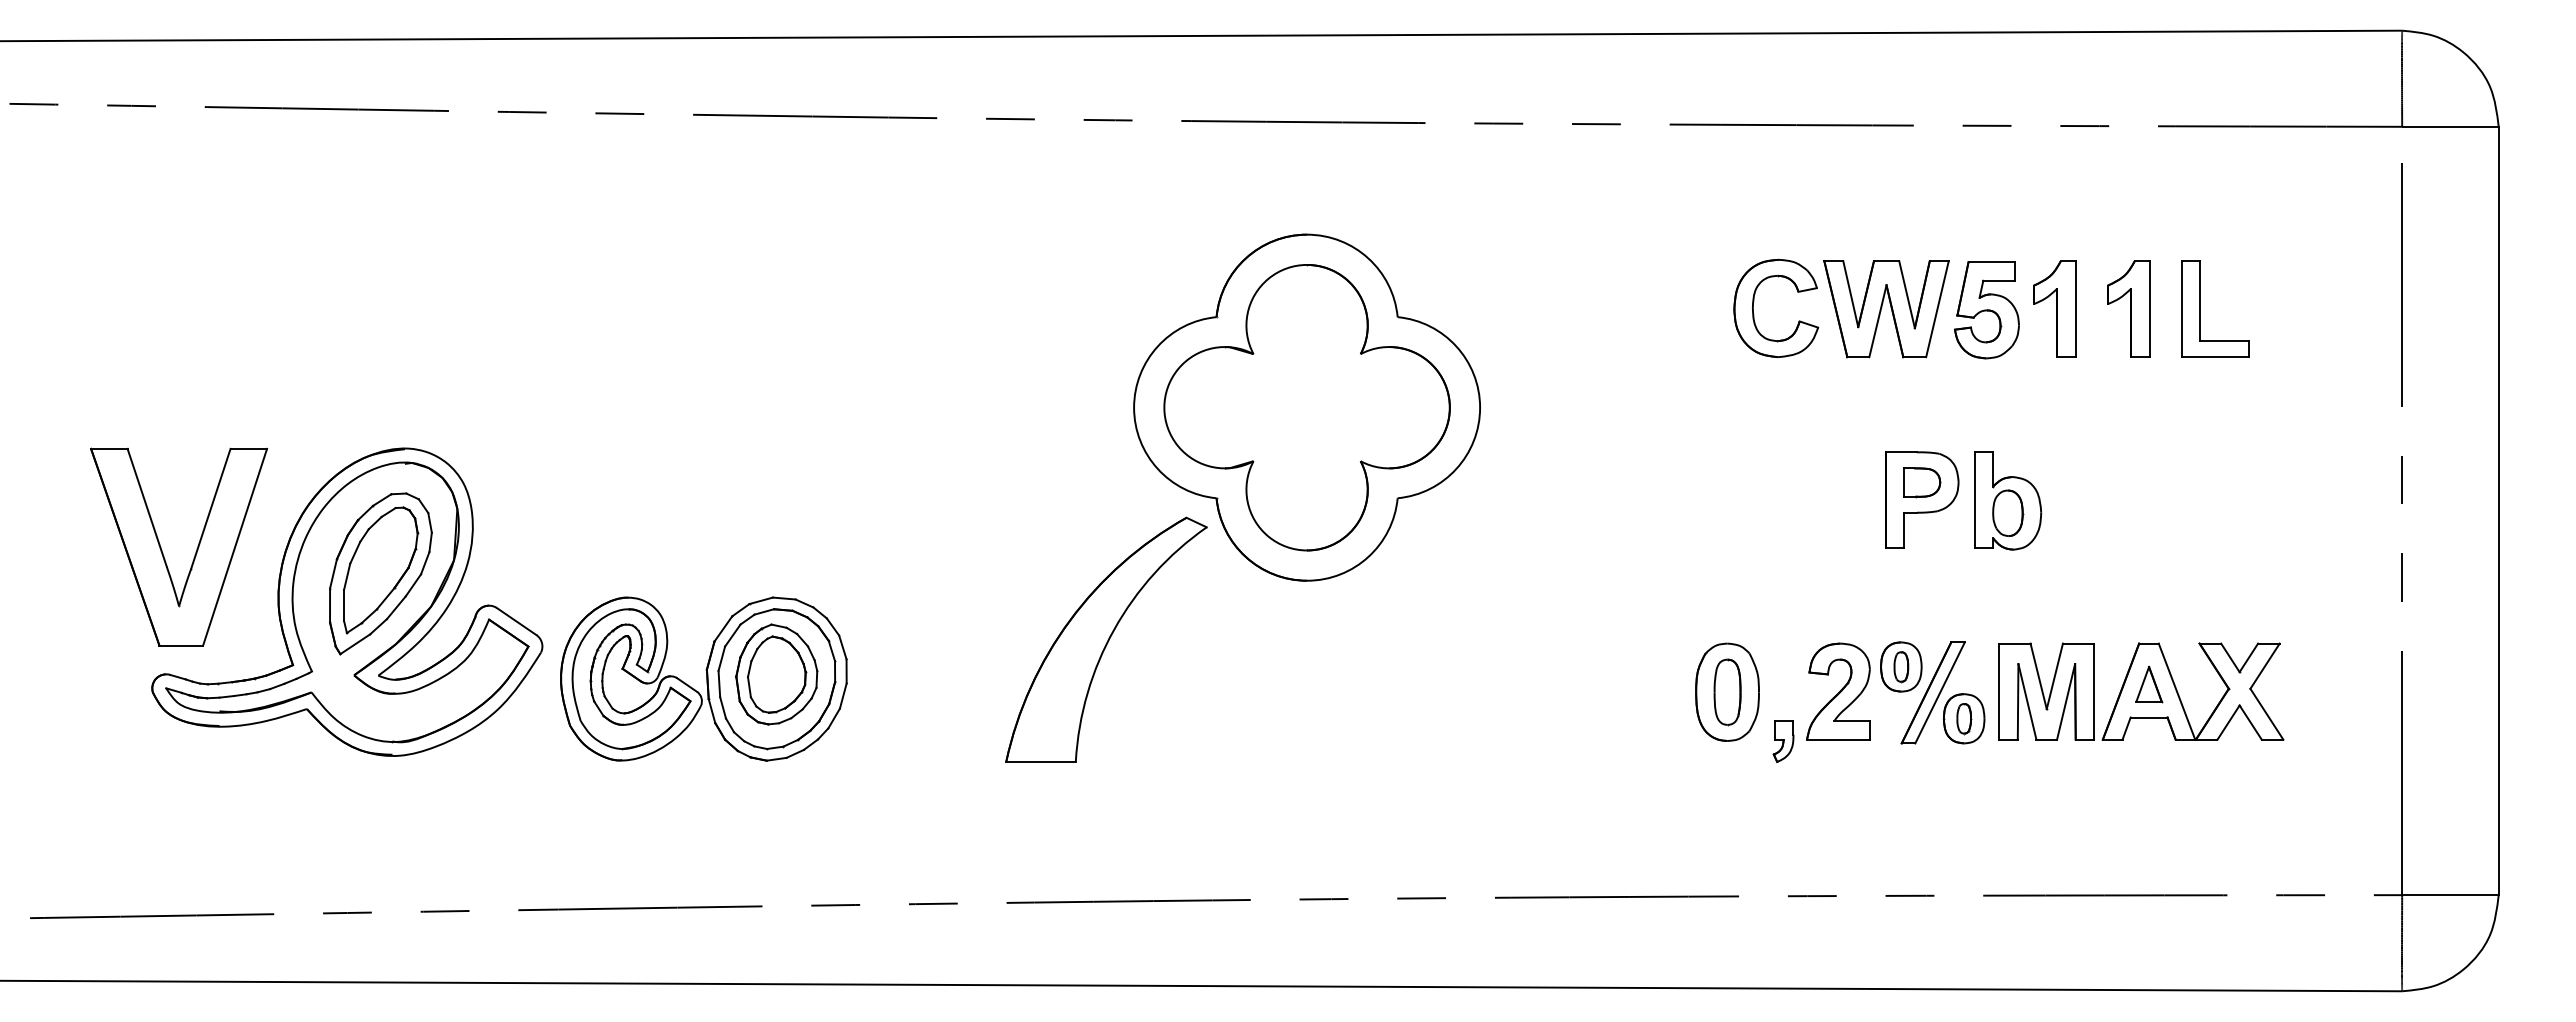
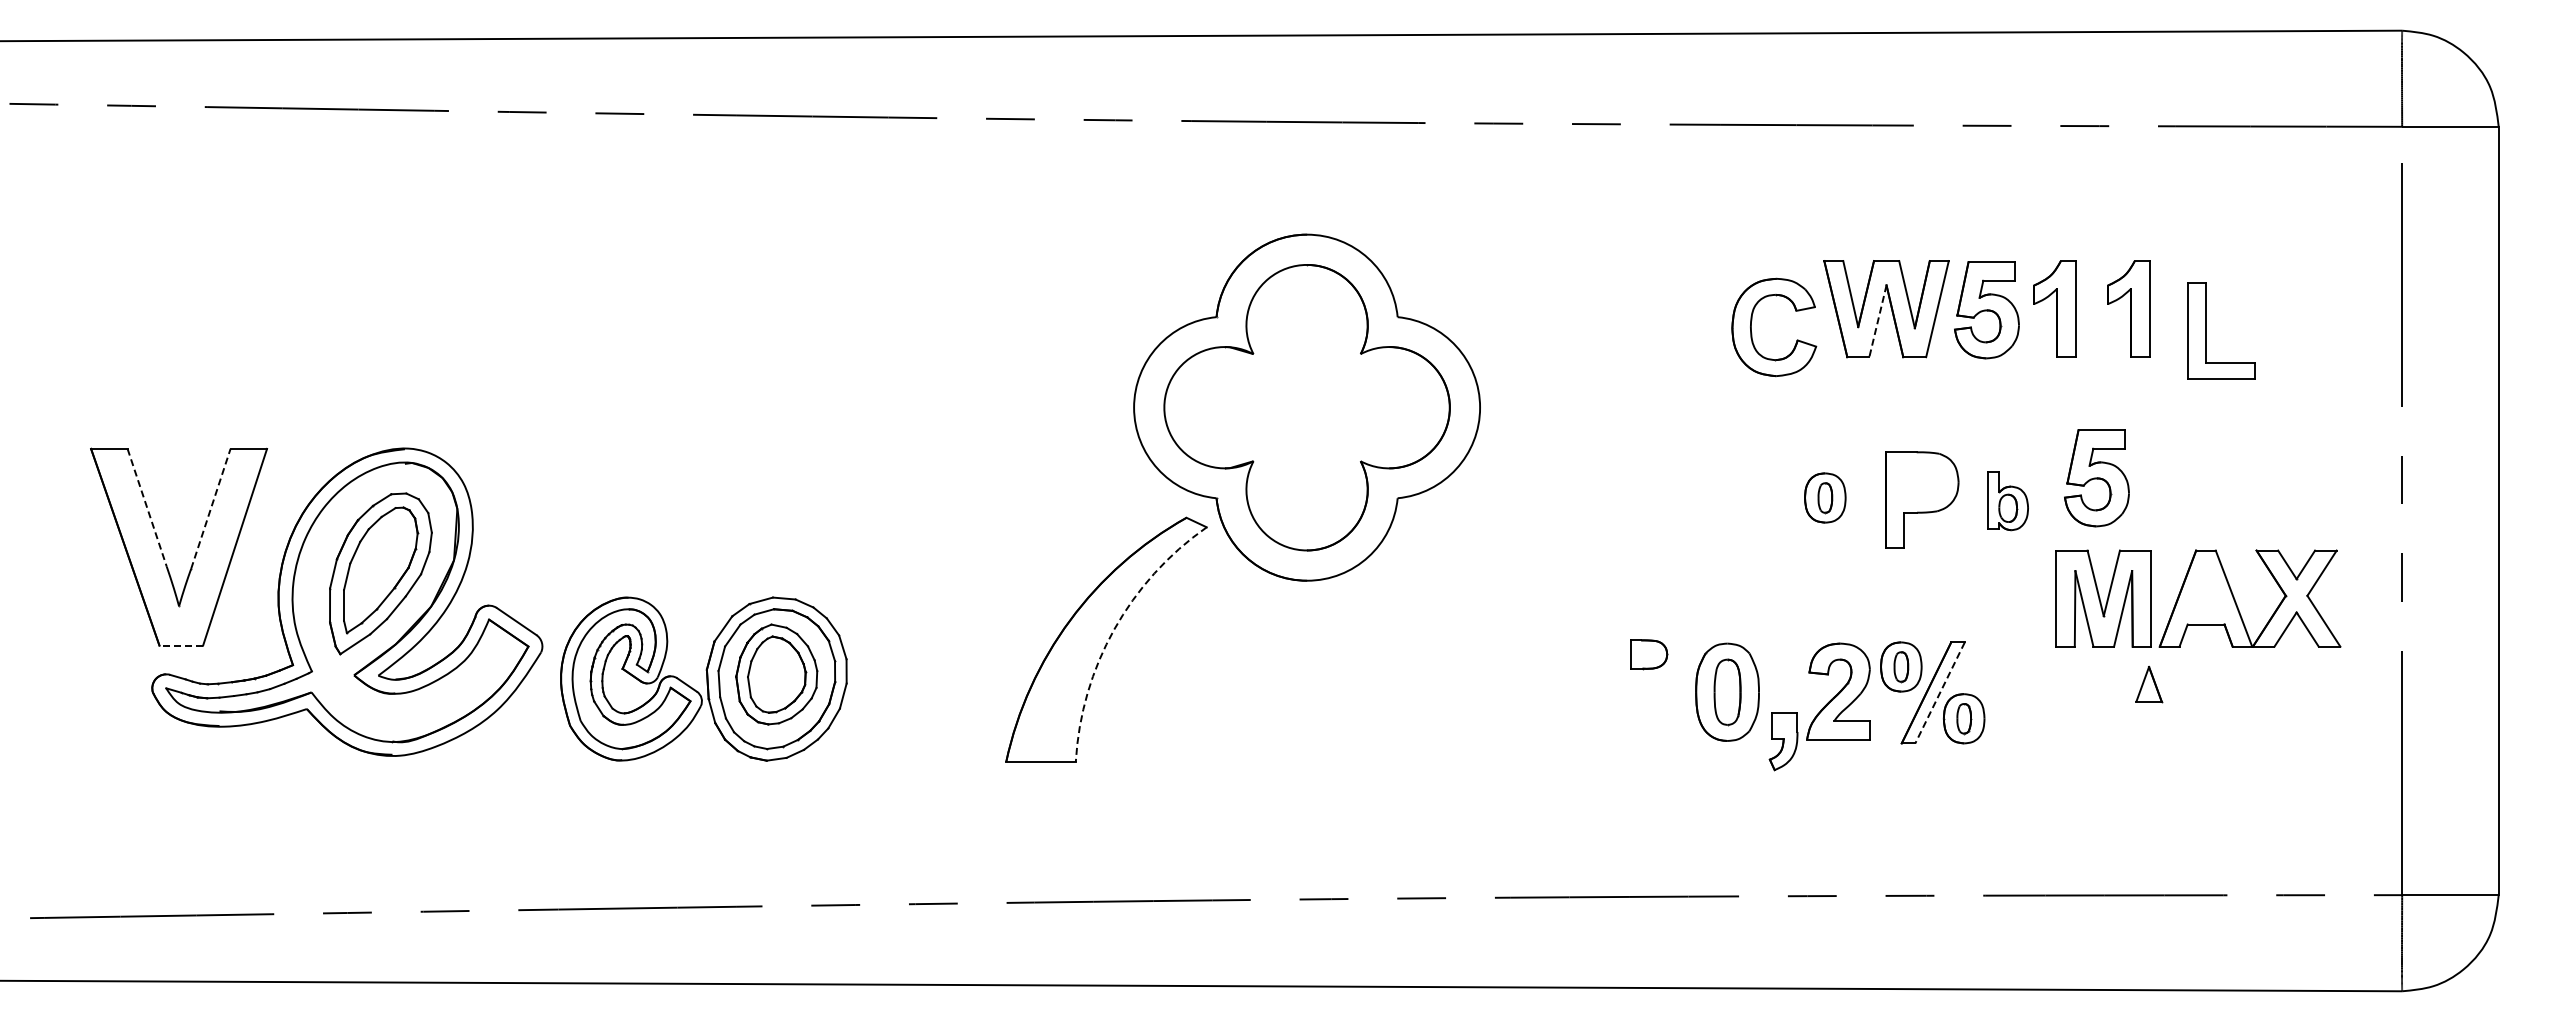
part position: (2200, 308) -> (2206, 330) (2206, 330)
part position: (1754, 314) -> (1752, 333) (1752, 333)
line: solid -> dashed (1877, 321)
part: none -> present (2096, 478)
part position: (1922, 482) -> (1649, 654) (1649, 654)
part: none -> present (1825, 497)
part size: 69x100 px -> 42x61 px (2007, 501)
line: solid -> dashed (147, 508)
line: solid -> dashed (211, 508)
arc: solid -> dashed (1114, 629)
line: solid -> dashed (181, 645)
part position: (2141, 691) -> (2198, 598) (2198, 598)
line: solid -> dashed (1939, 693)
part size: 23x43 px -> 31x60 px (1783, 741)
